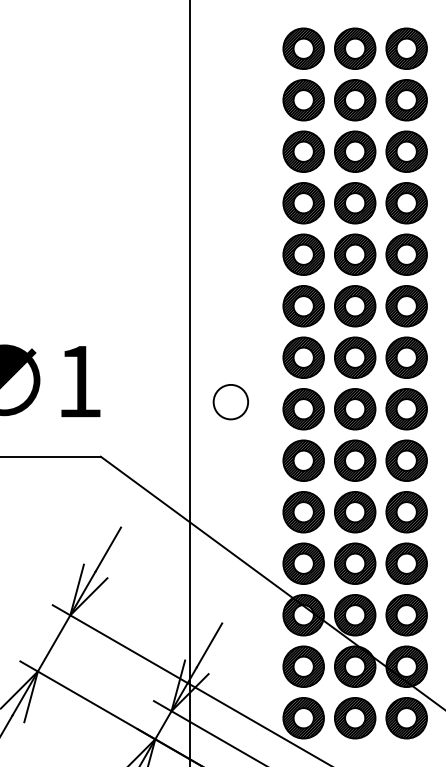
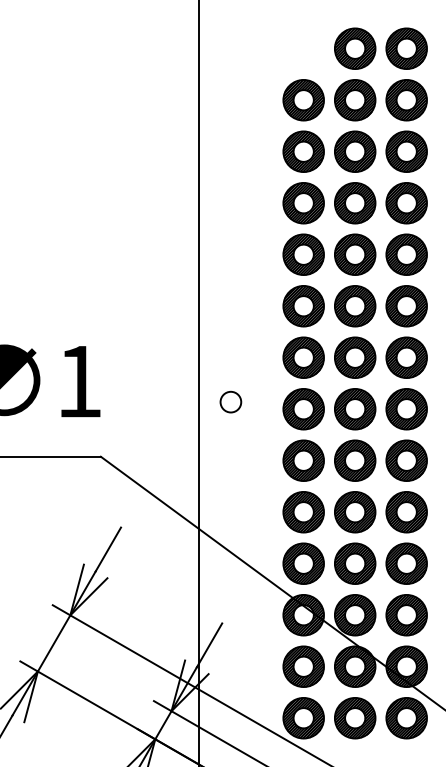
part: present -> none (303, 48)
line position: (190, 382) -> (199, 382) (199, 382)
circle diameter: 34 px -> 21 px (230, 401)
